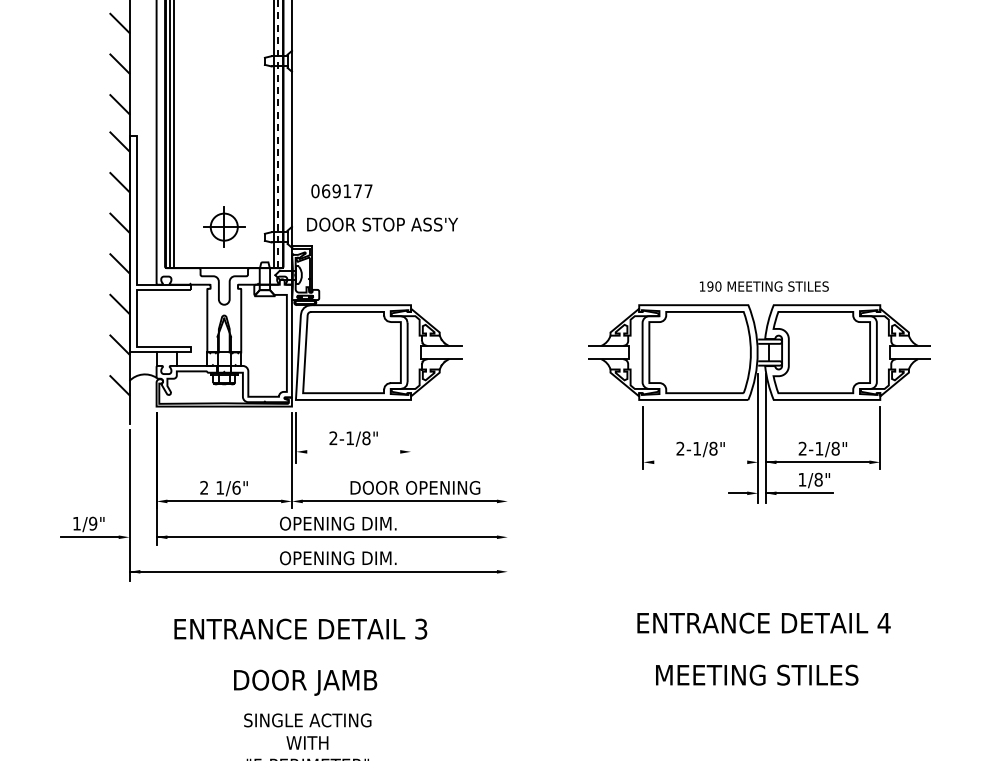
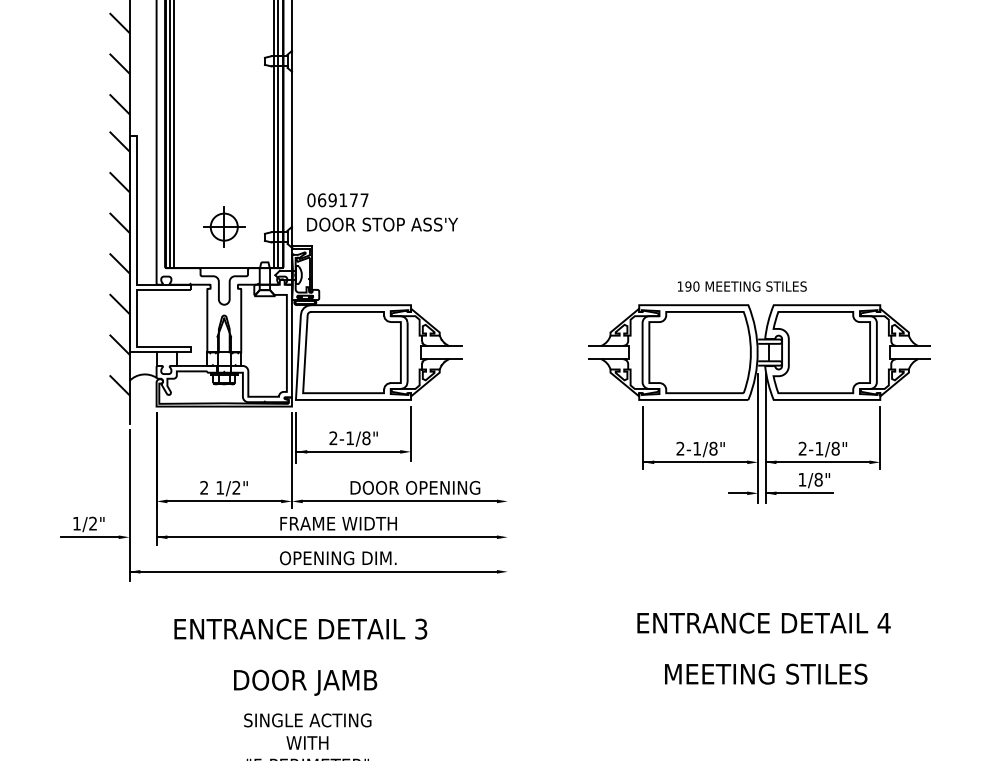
line: dashed -> solid (278, 133)
text position: (341, 191) -> (337, 200) (337, 200)
text position: (763, 286) -> (741, 286) (741, 286)
line: none -> present (411, 433)
line: none -> present (348, 451)
line: none -> present (695, 462)
text: 1/6" -> 1/2" (236, 487)
text: 1/9" -> 1/2" (93, 523)
text: OPENING DIM. -> FRAME WIDTH (338, 523)
text position: (757, 674) -> (766, 673) (766, 673)
